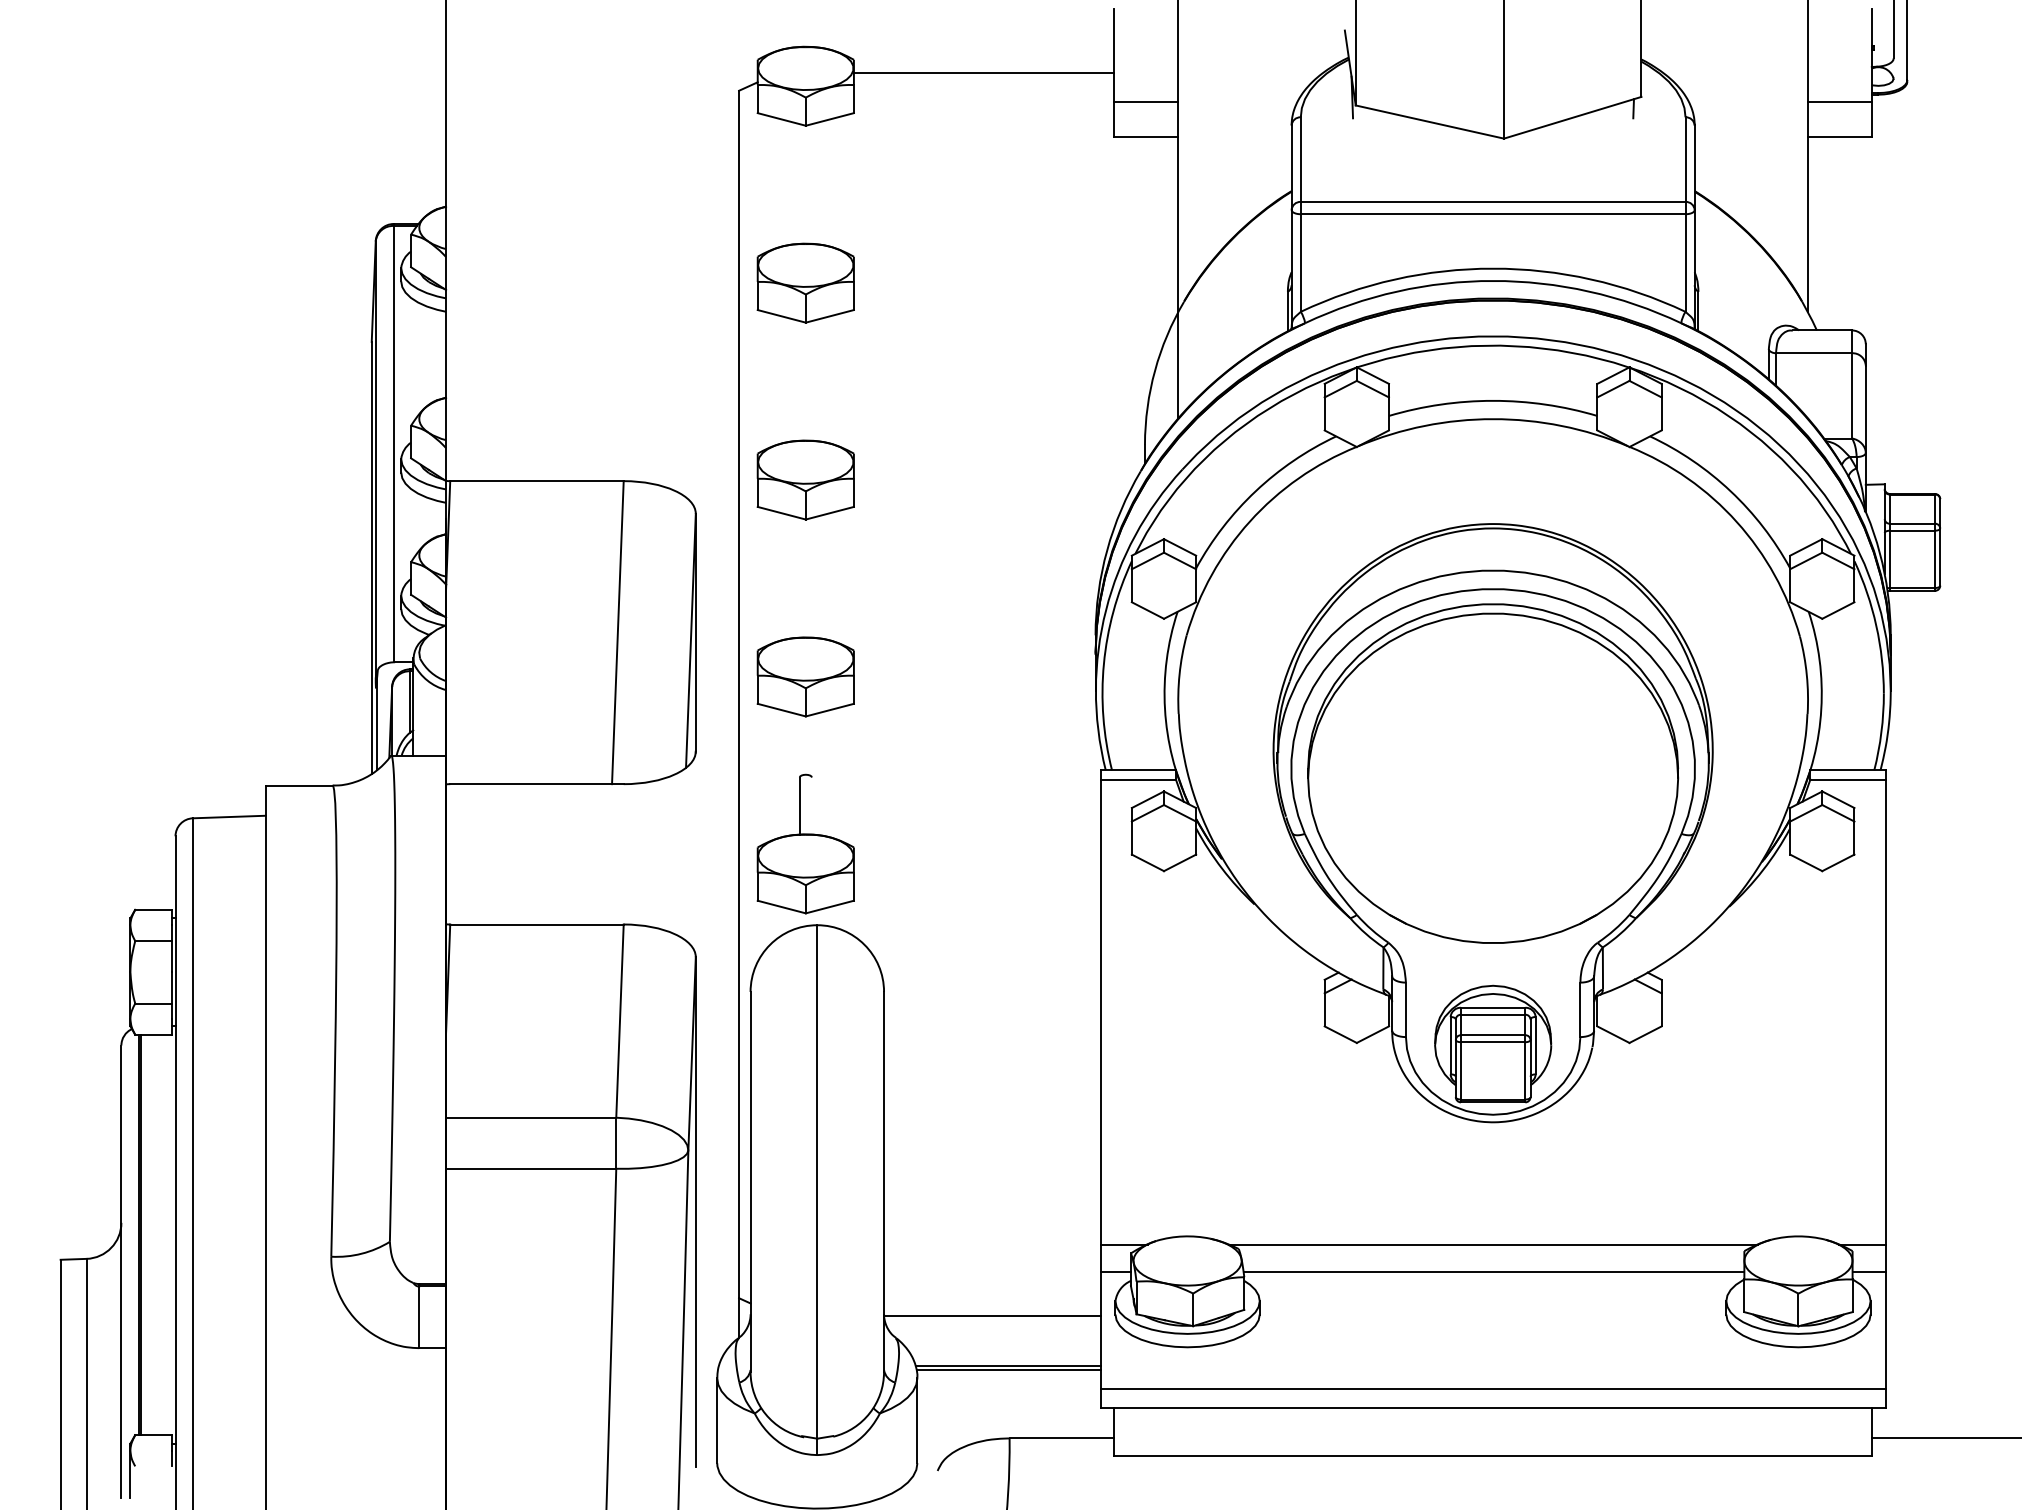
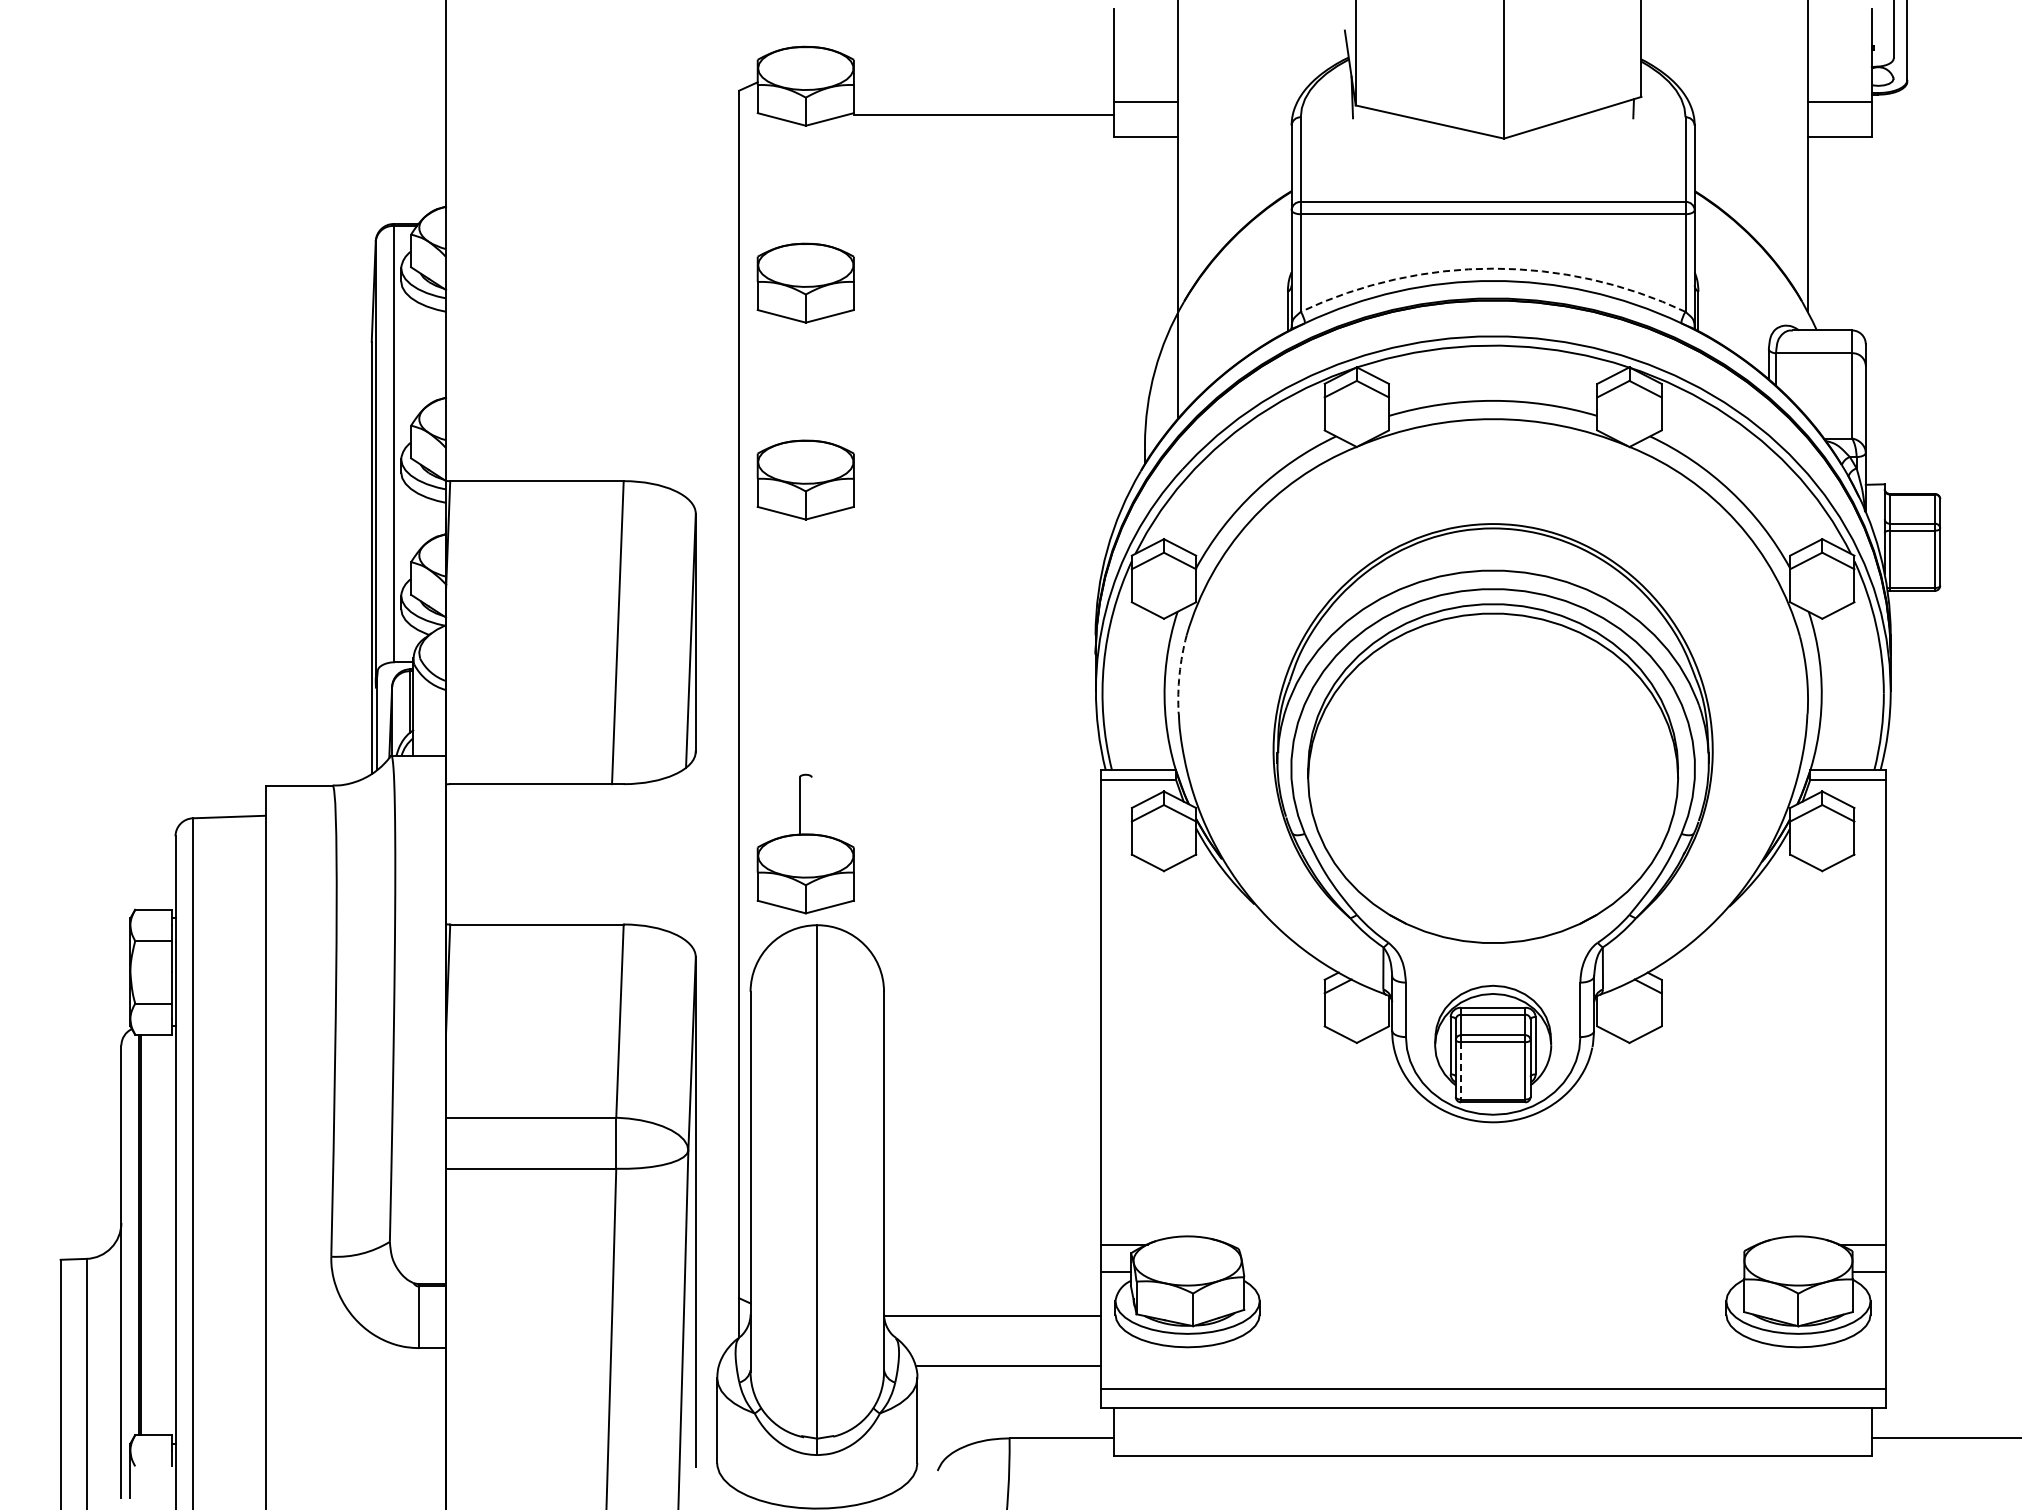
line position: (983, 73) -> (983, 115) (983, 115)
arc: solid -> dashed (1493, 268)
arc: solid -> dashed (1179, 674)
part: present -> none (805, 676)
line: solid -> dashed (1460, 1070)
line: present -> none (1492, 1244)
line: present -> none (1493, 1272)
line: present -> none (1008, 1369)
